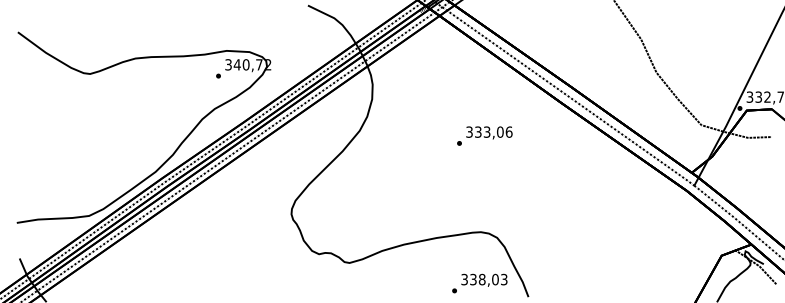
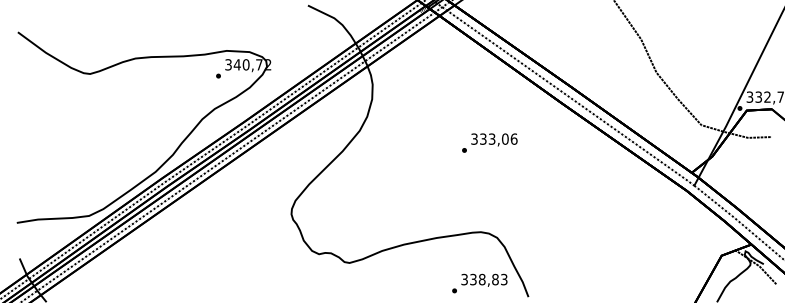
text position: (484, 135) -> (489, 142) (489, 142)
text: 338,03 -> 338,83 (495, 279)
